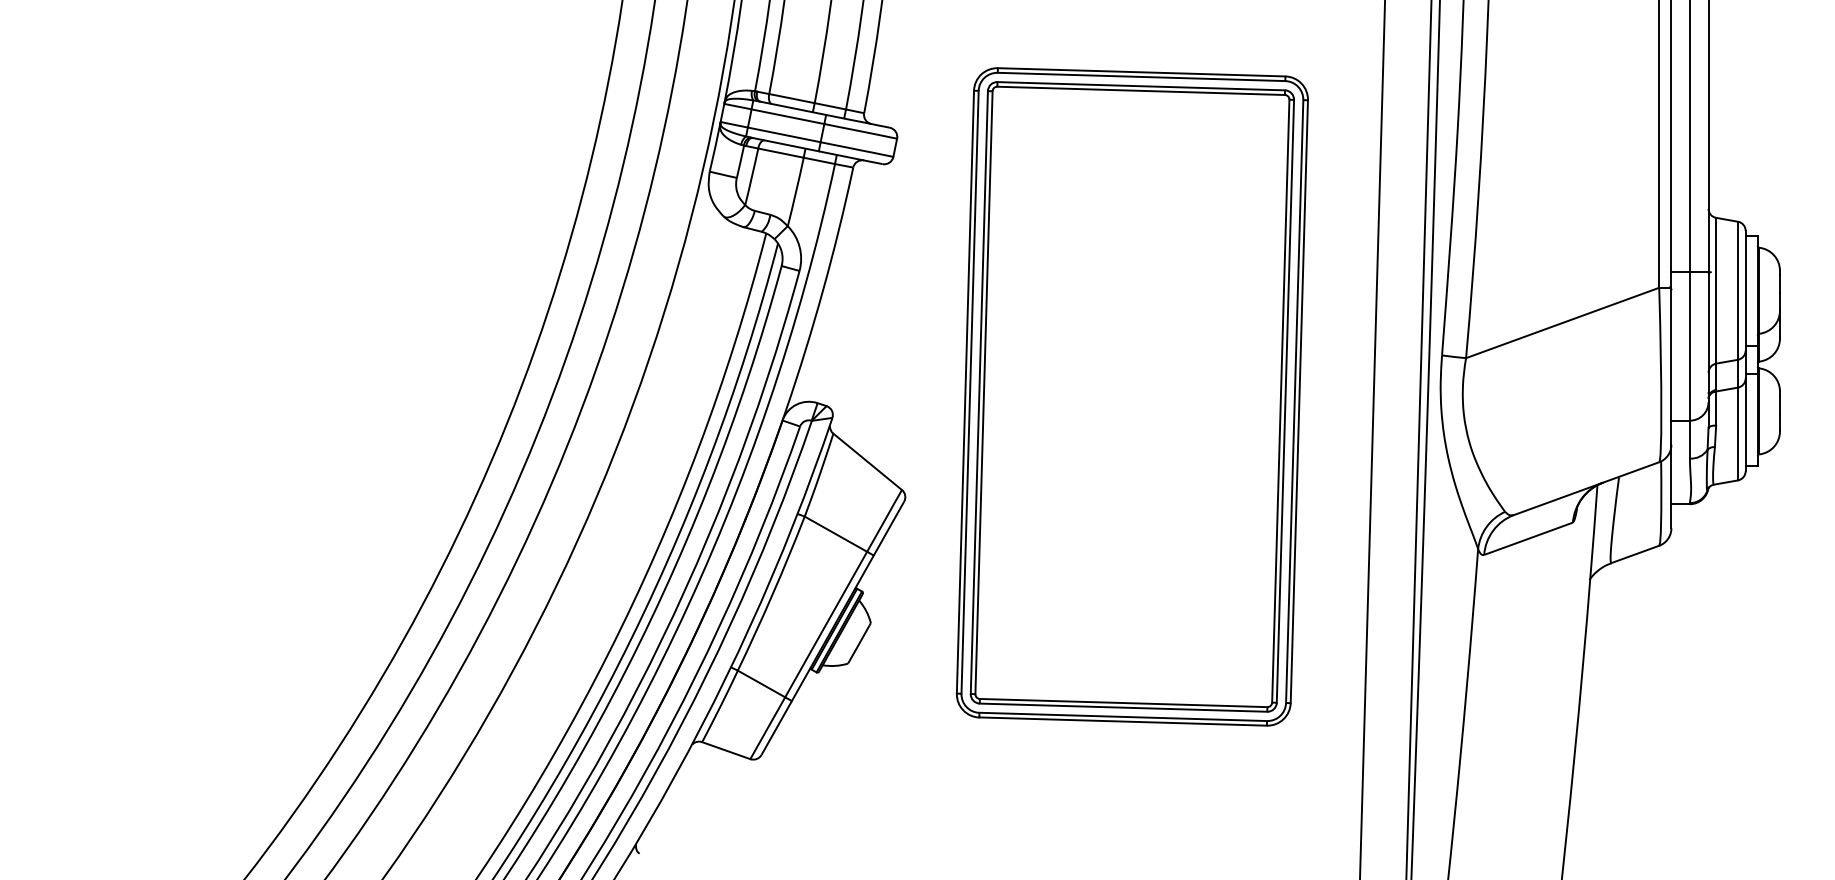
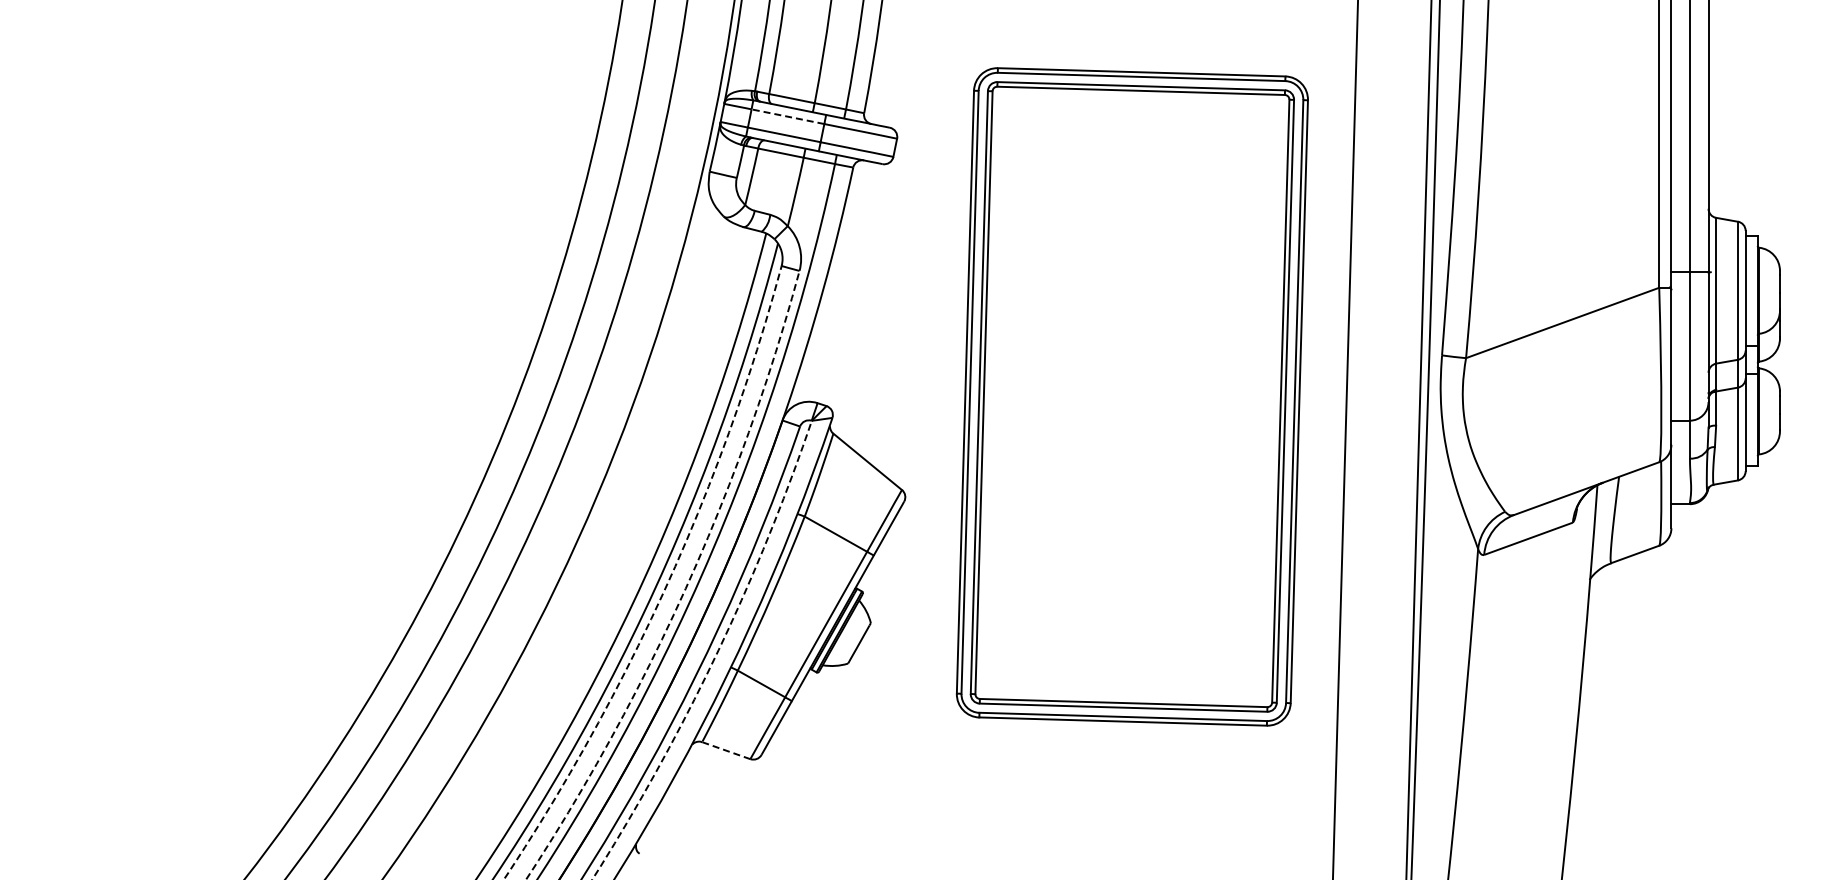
line: solid -> dashed (787, 116)
line position: (1372, 439) -> (1345, 439) (1345, 439)
arc: solid -> dashed (668, 582)
arc: solid -> dashed (686, 586)
arc: solid -> dashed (715, 656)
line: solid -> dashed (726, 750)
